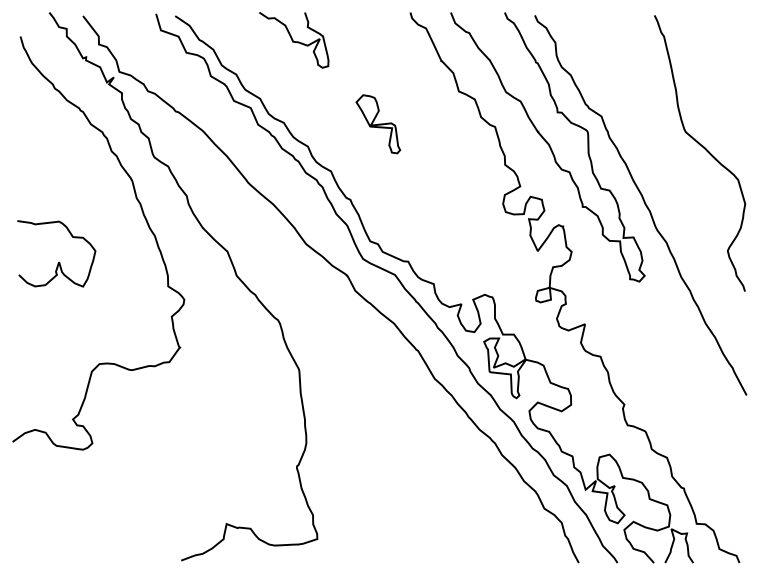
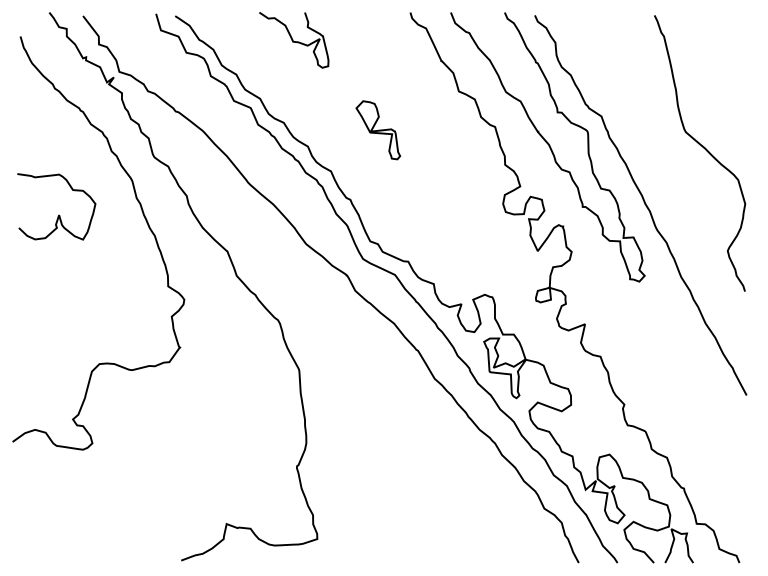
part position: (378, 124) -> (378, 130) (378, 130)
curve position: (58, 261) -> (58, 214) (58, 214)
